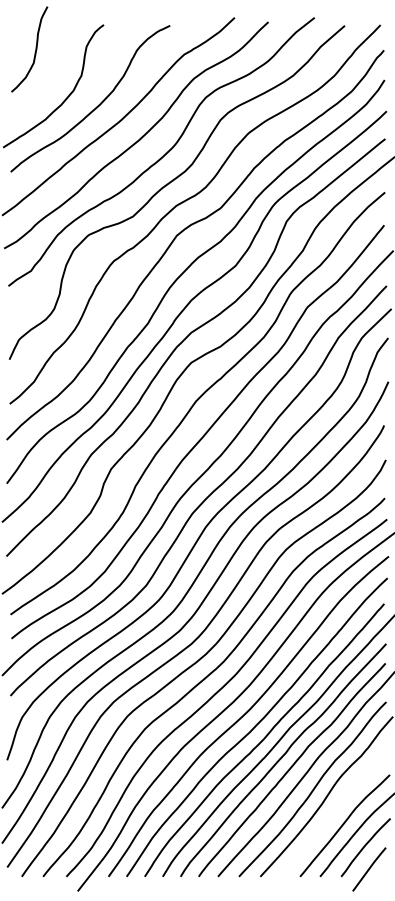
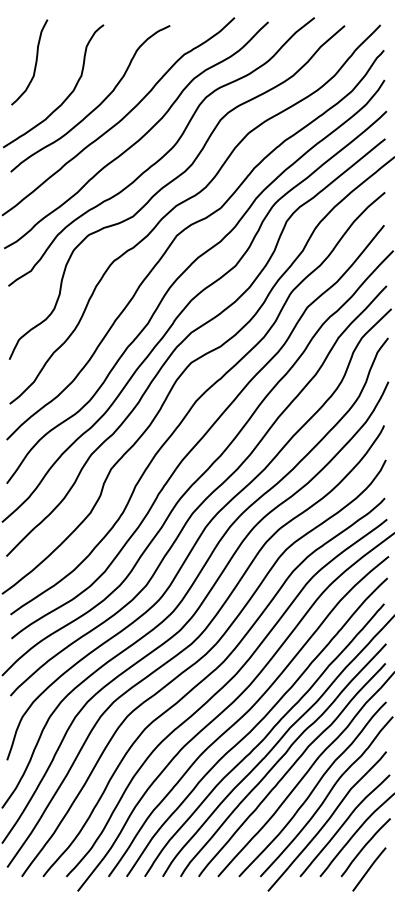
curve position: (34, 52) -> (34, 65) (34, 65)
curve: none -> present (326, 821)
